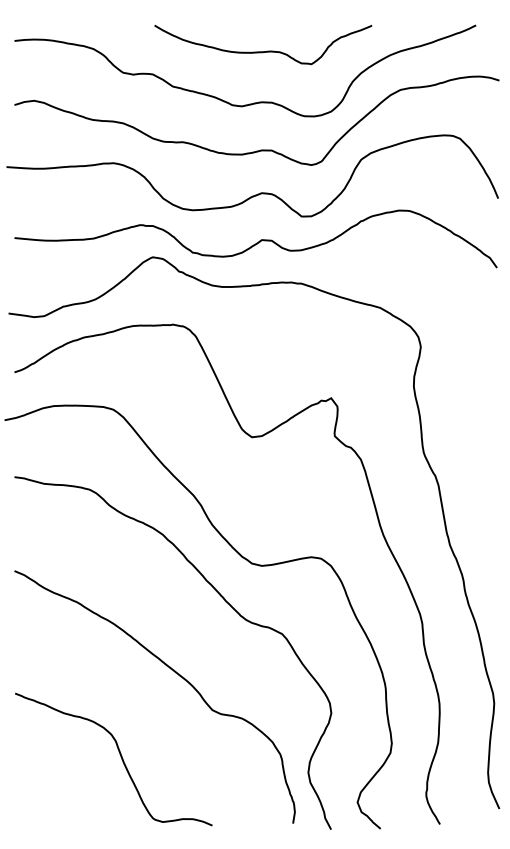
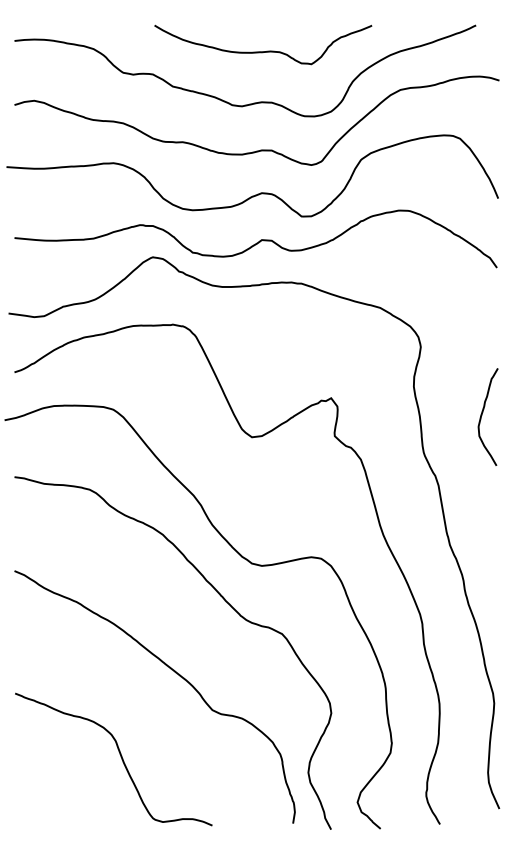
curve: none -> present (482, 415)
